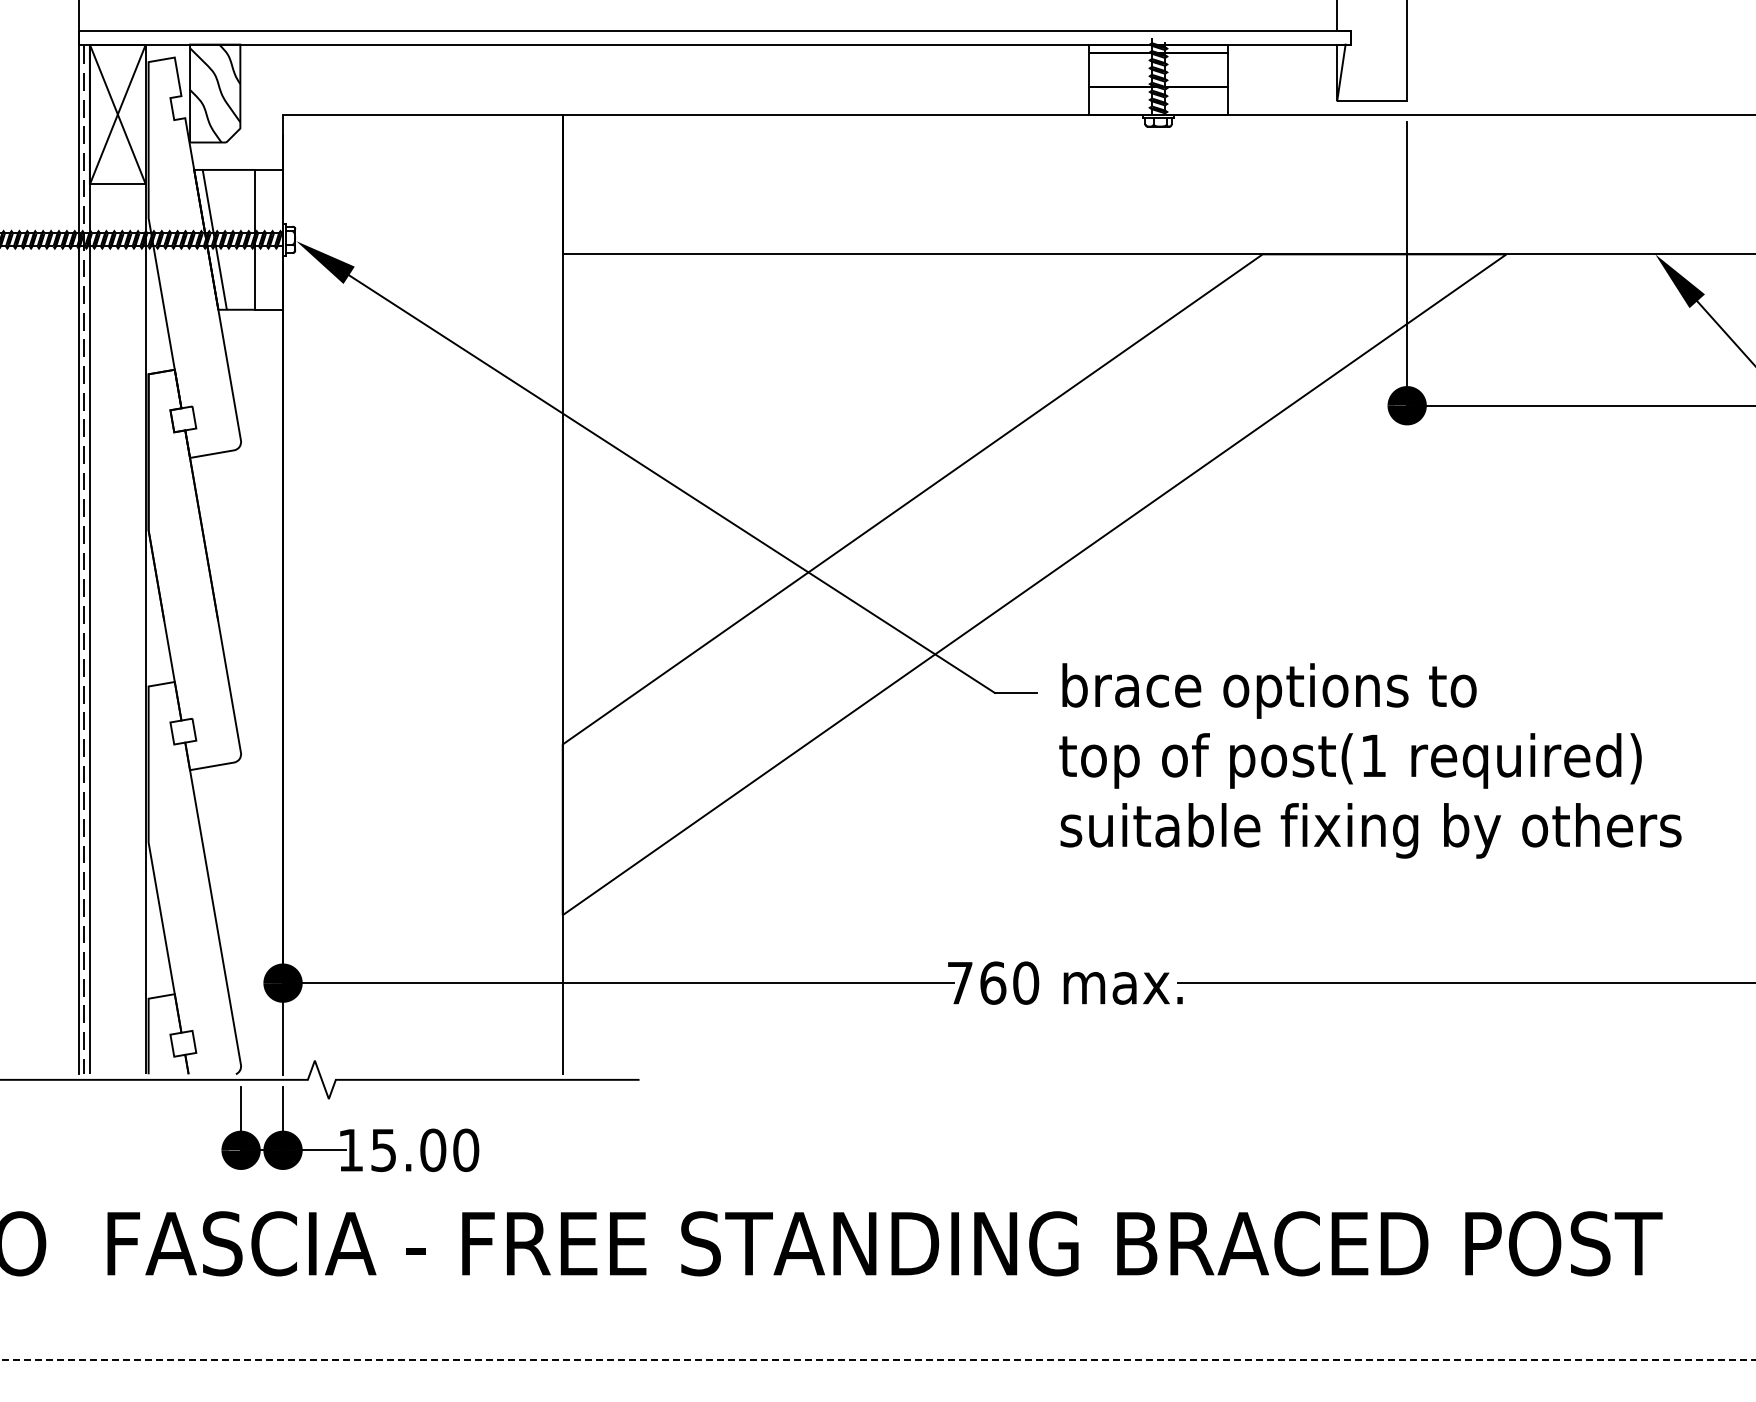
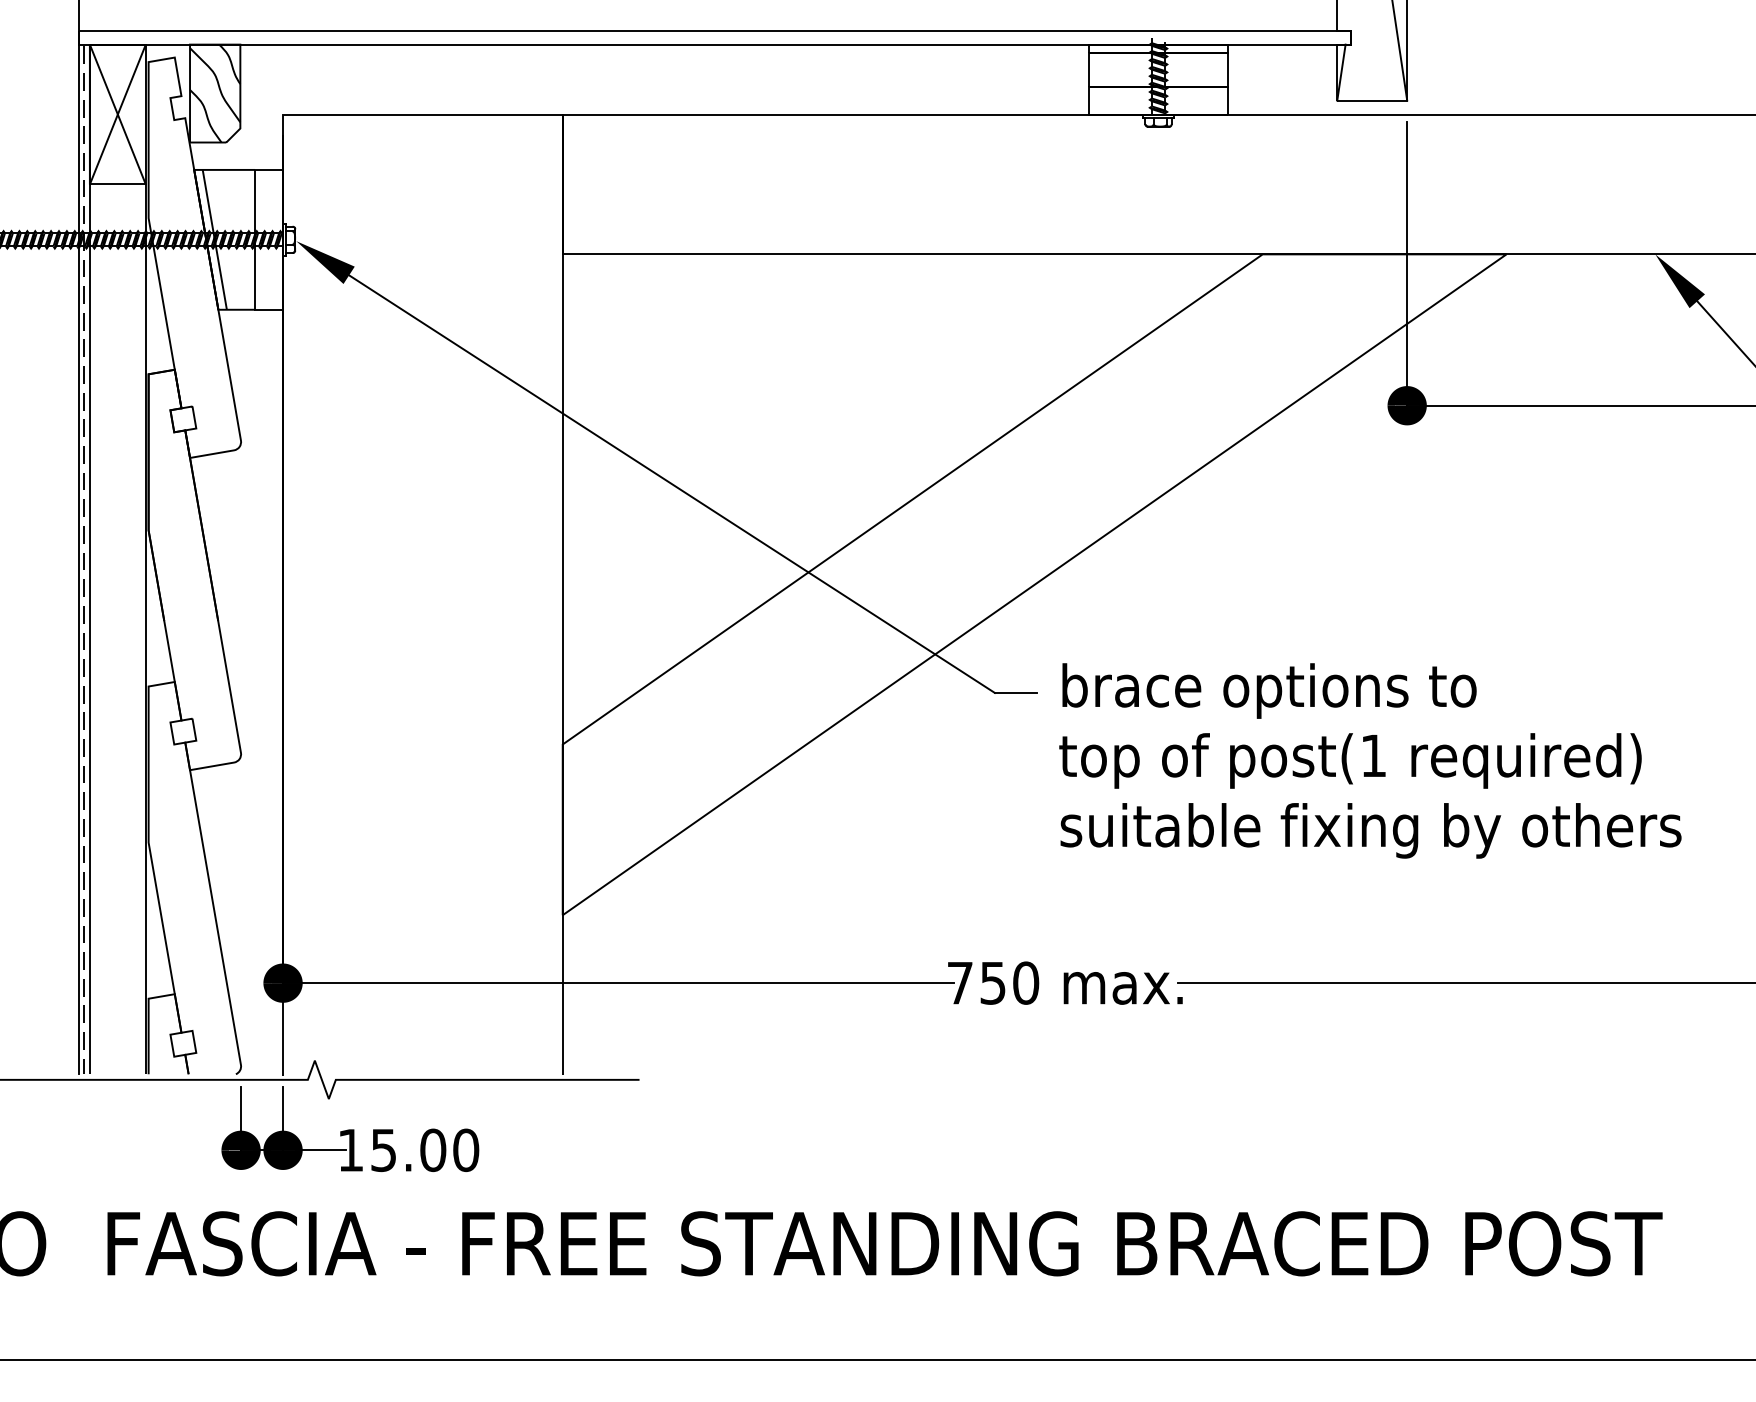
line: none -> present (1399, 51)
text: 760 -> 750 (993, 982)
line: dashed -> solid (877, 1359)
